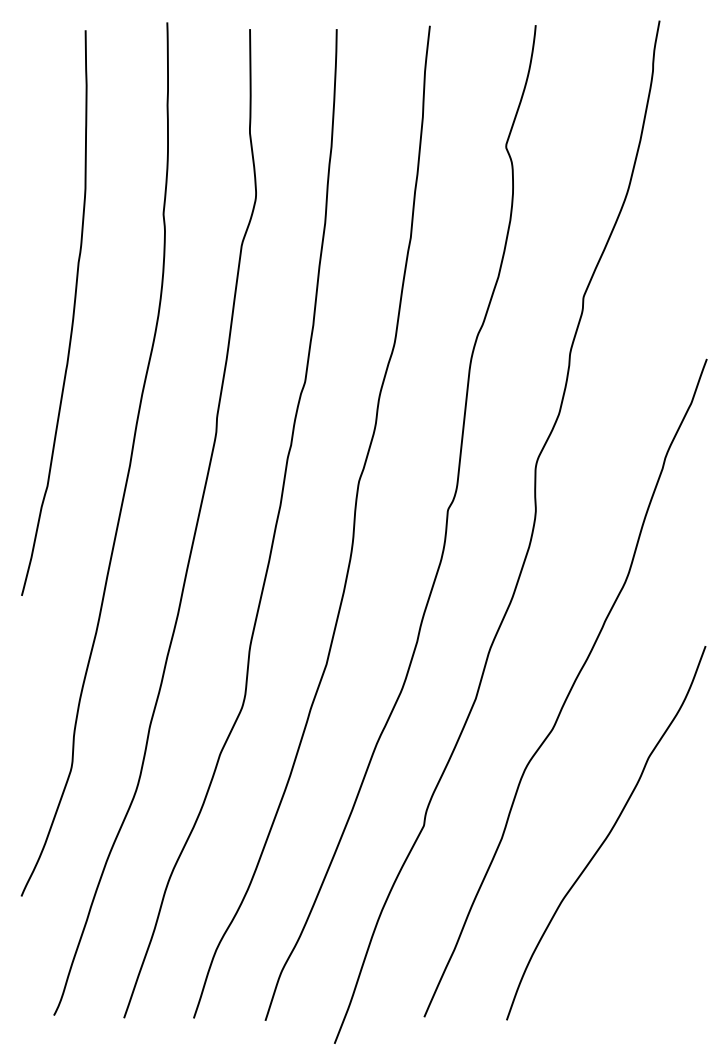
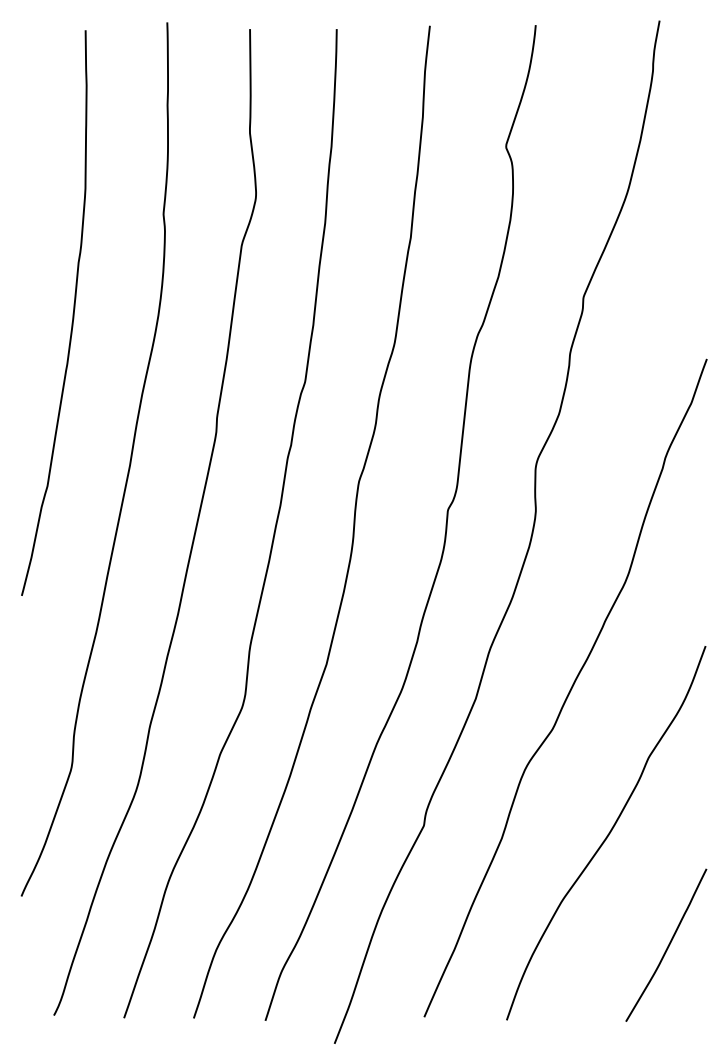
curve: none -> present (667, 945)
